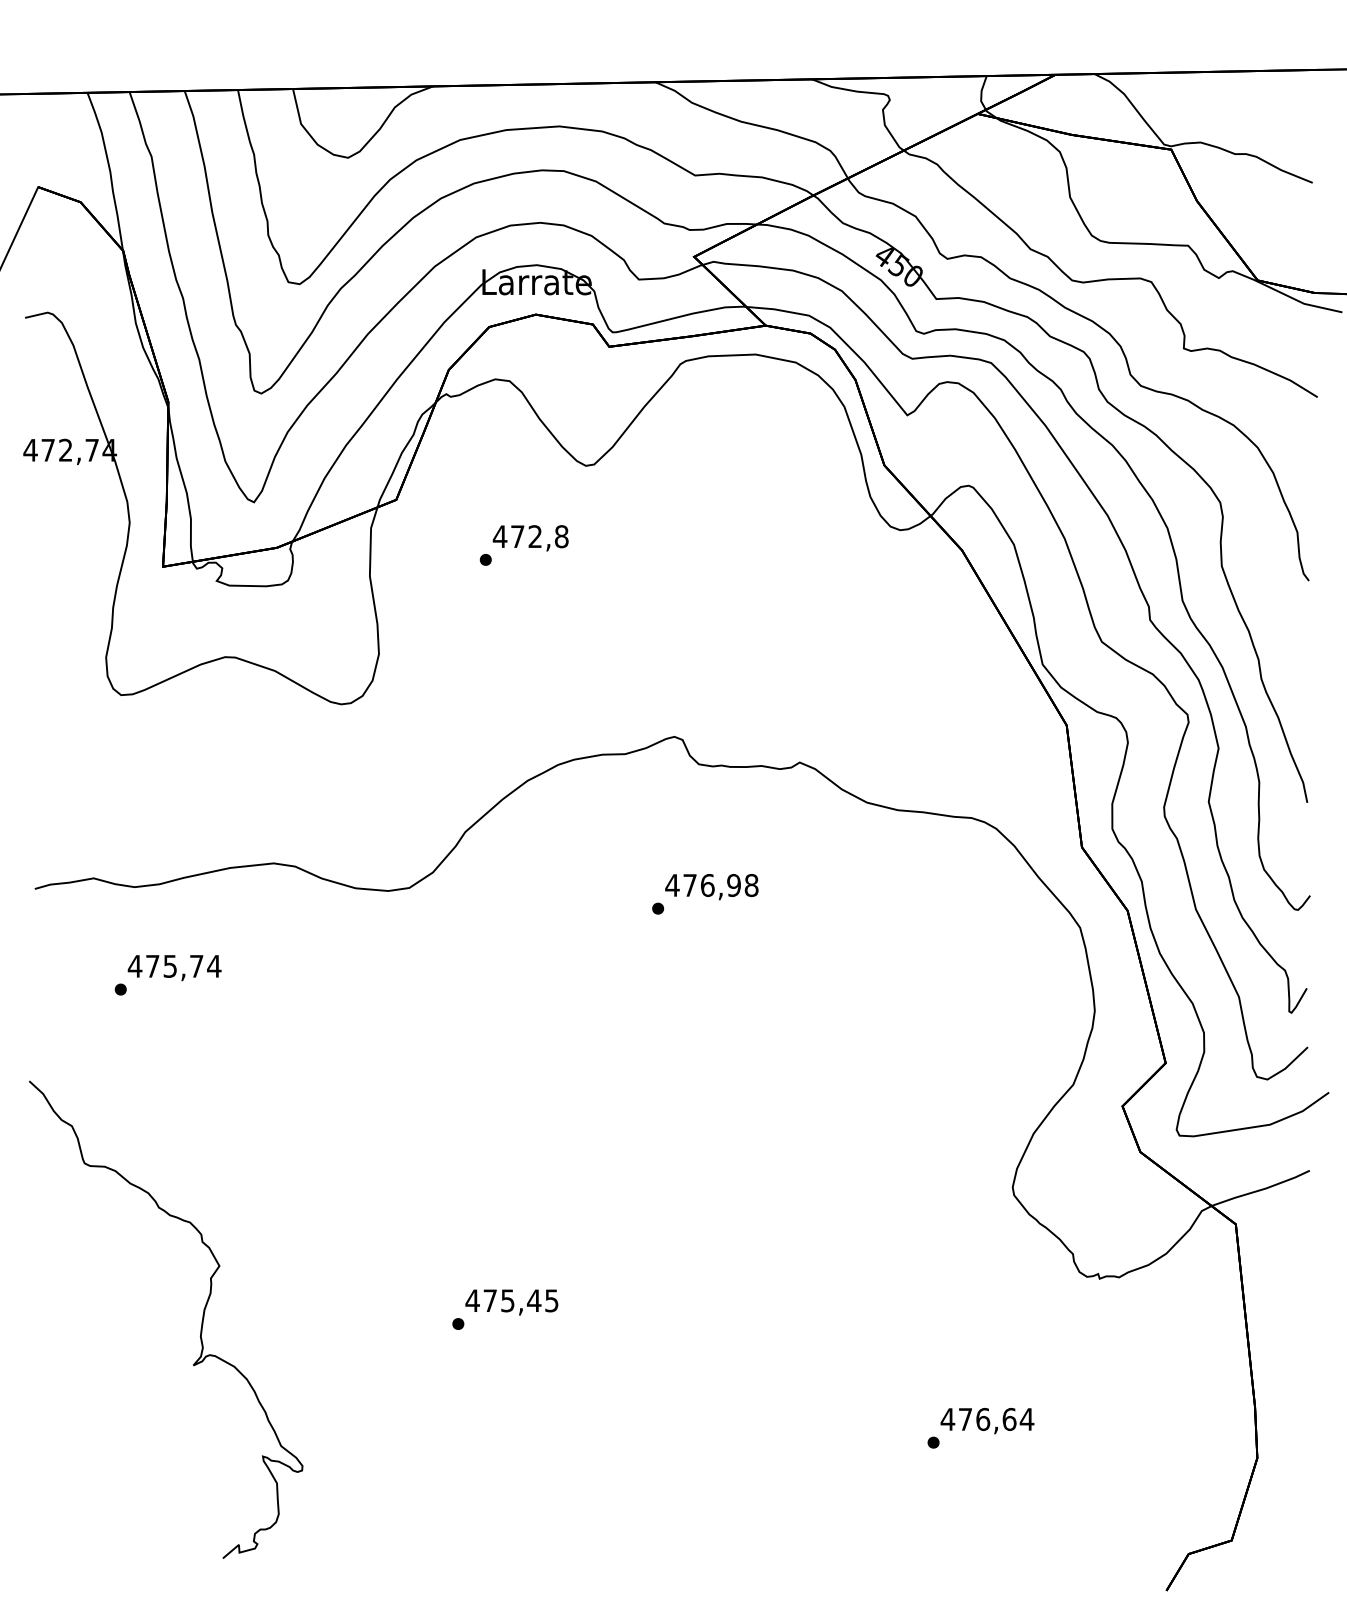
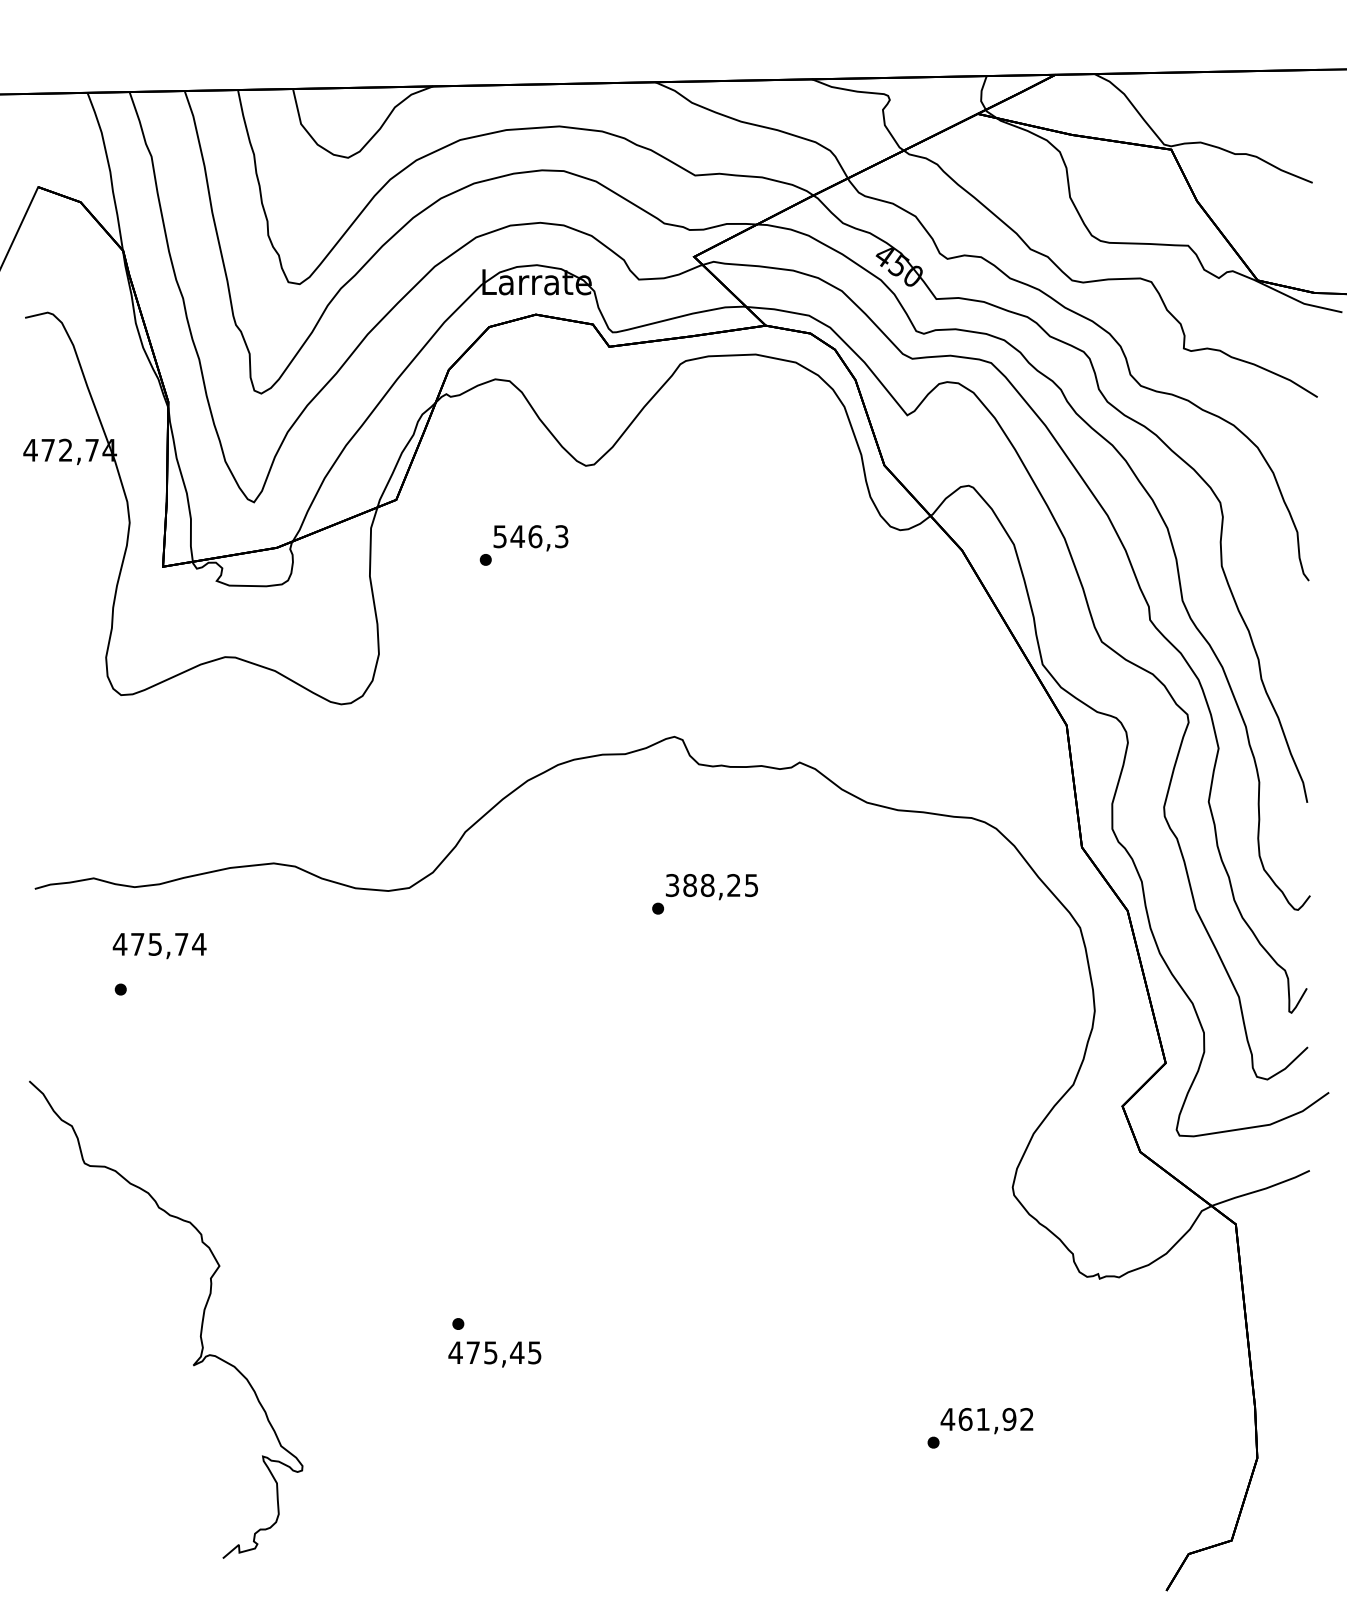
text: 472,8 -> 546,3 (530, 536)
text: 476,98 -> 388,25 (711, 885)
text position: (174, 968) -> (159, 946) (159, 946)
text position: (511, 1302) -> (494, 1354) (494, 1354)
text: 476,64 -> 461,92 (996, 1418)
